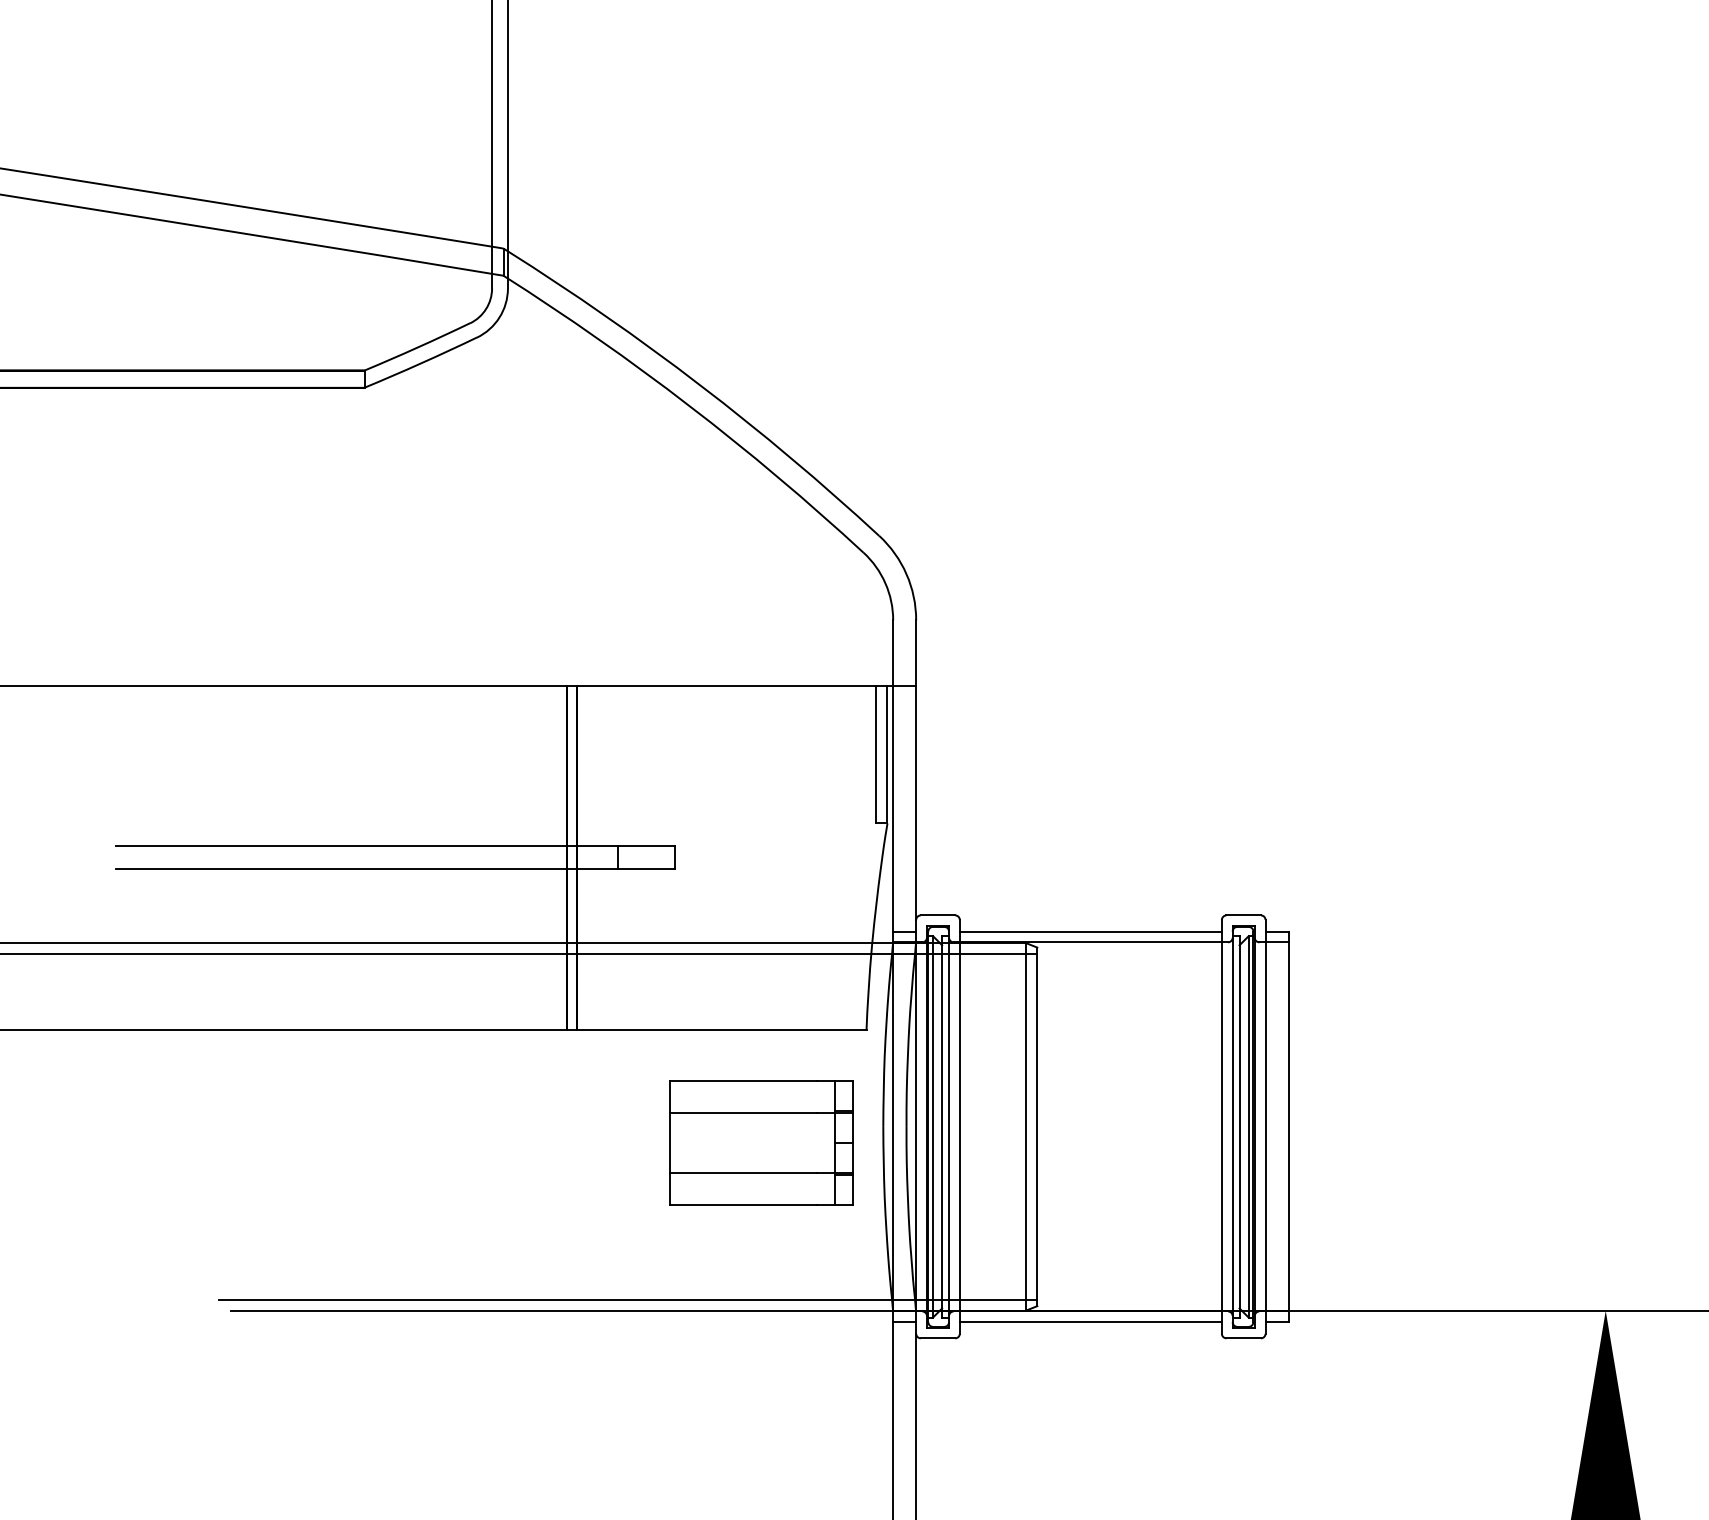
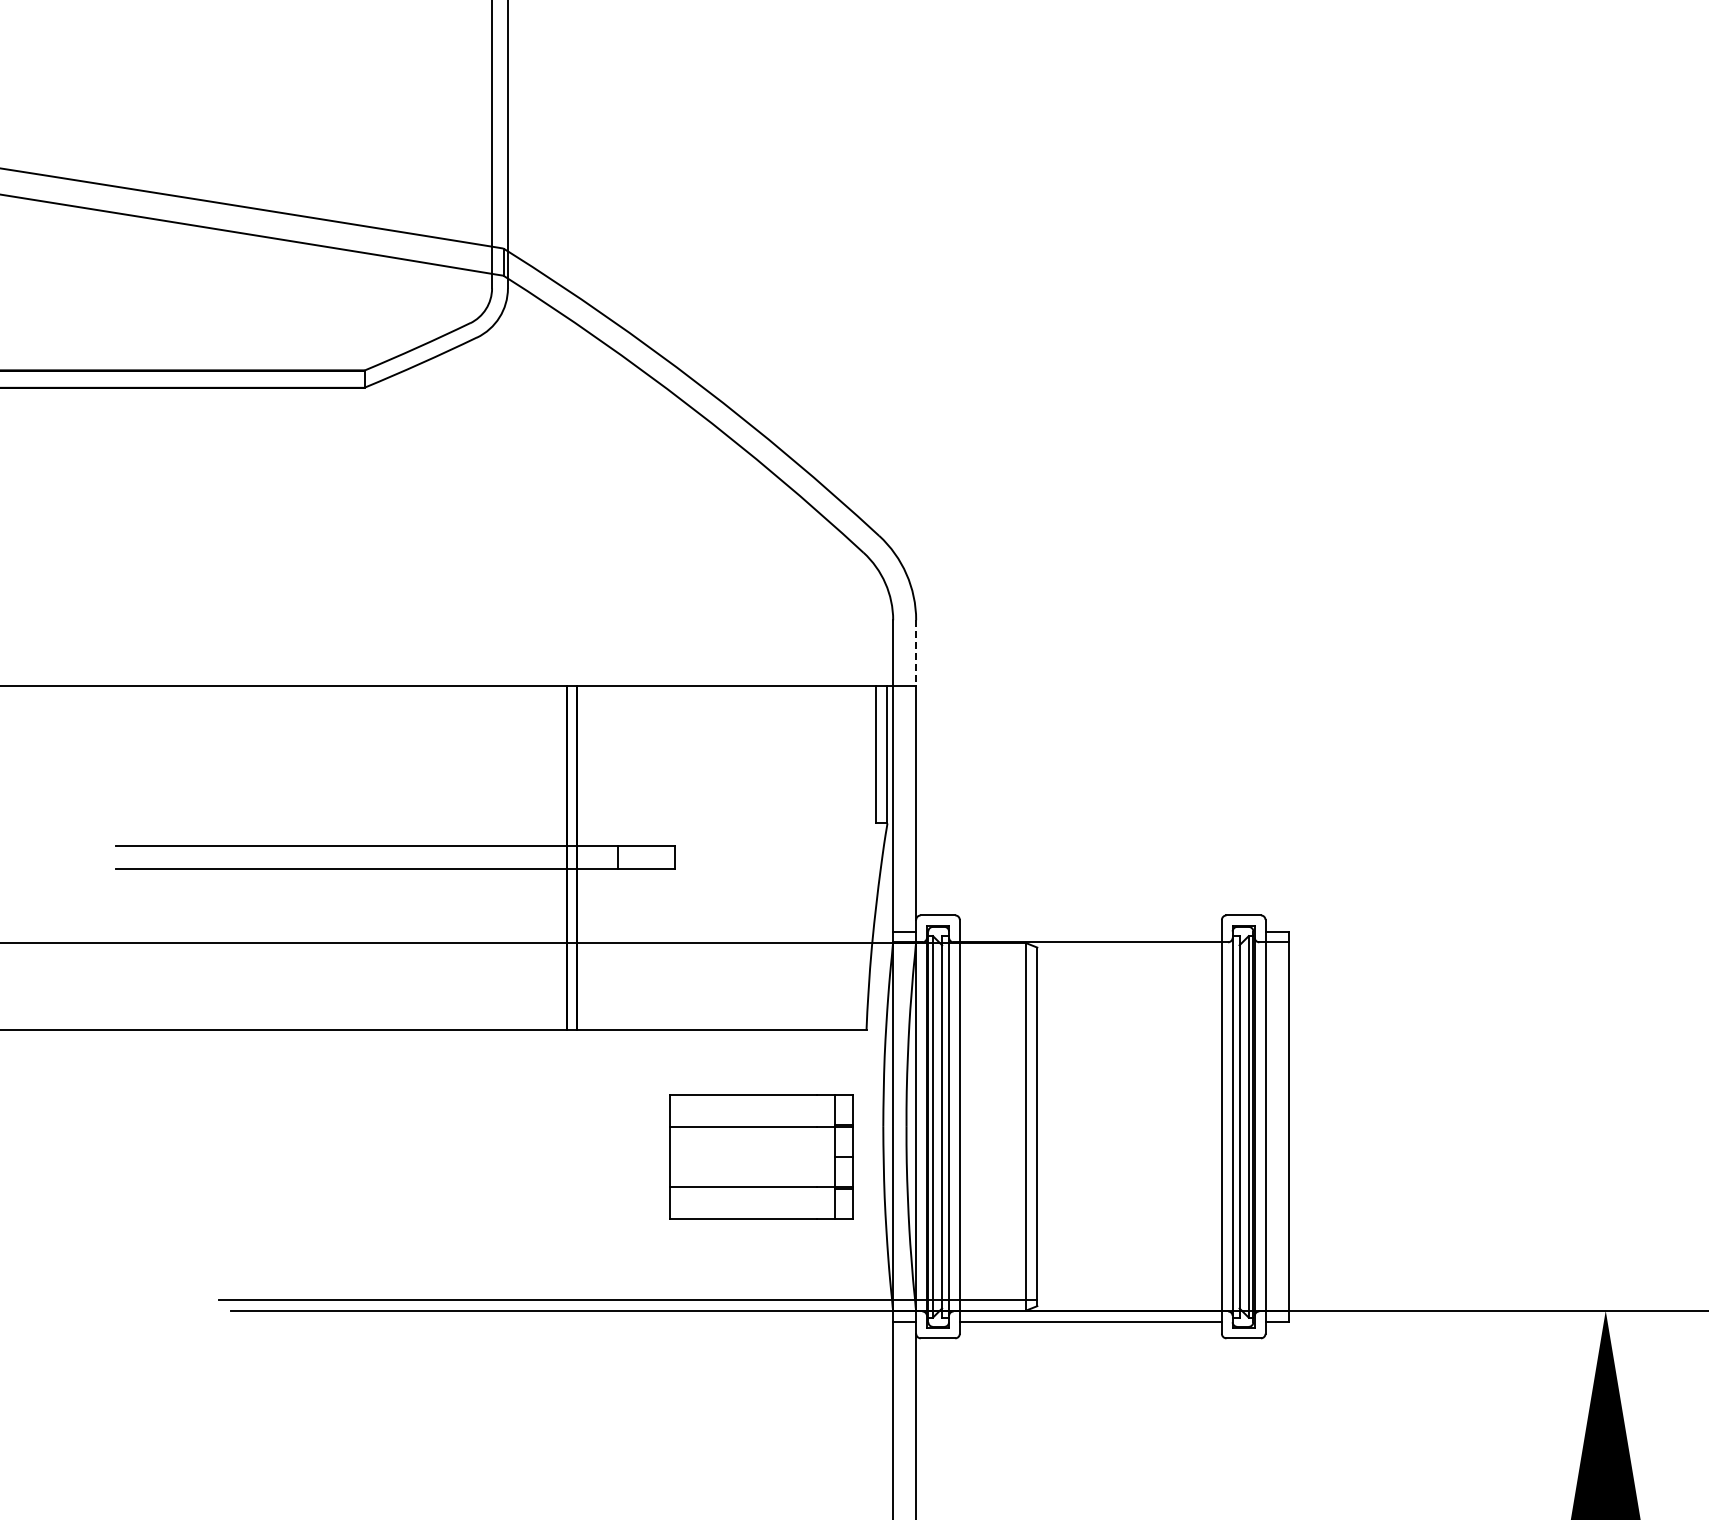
line: solid -> dashed (916, 652)
line: present -> none (1090, 931)
line: present -> none (519, 954)
part position: (761, 1142) -> (761, 1156) (761, 1156)
